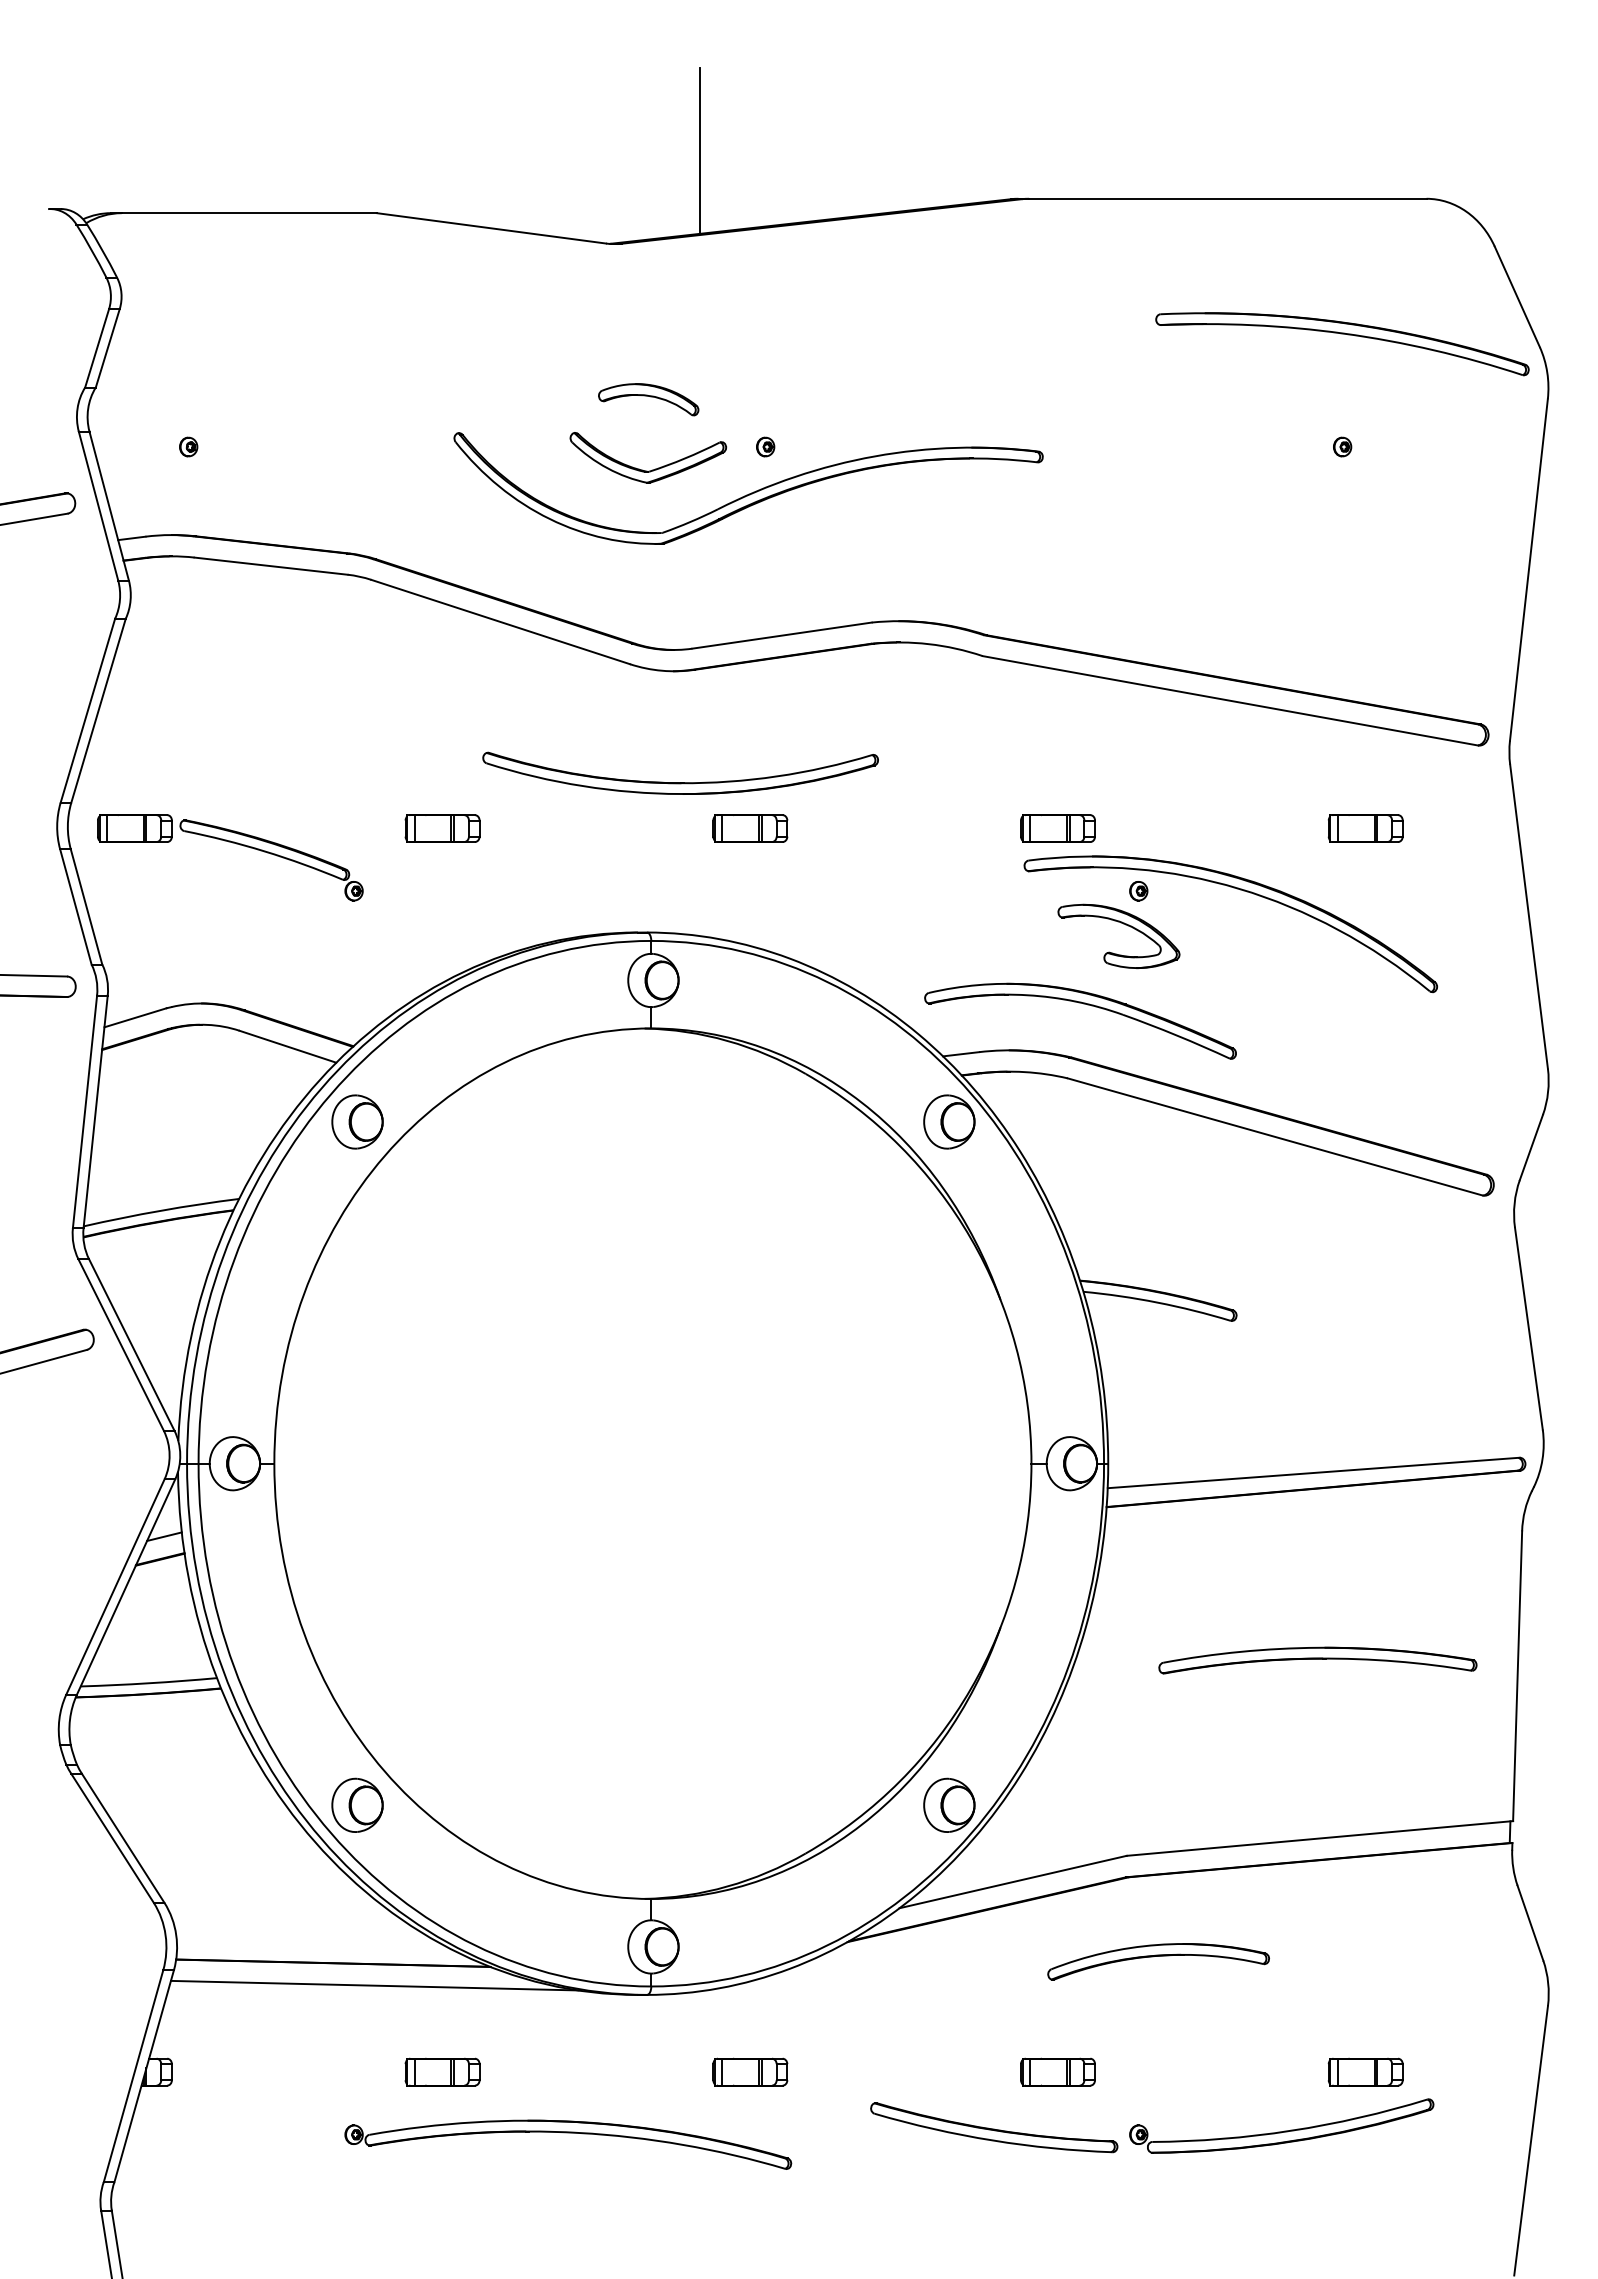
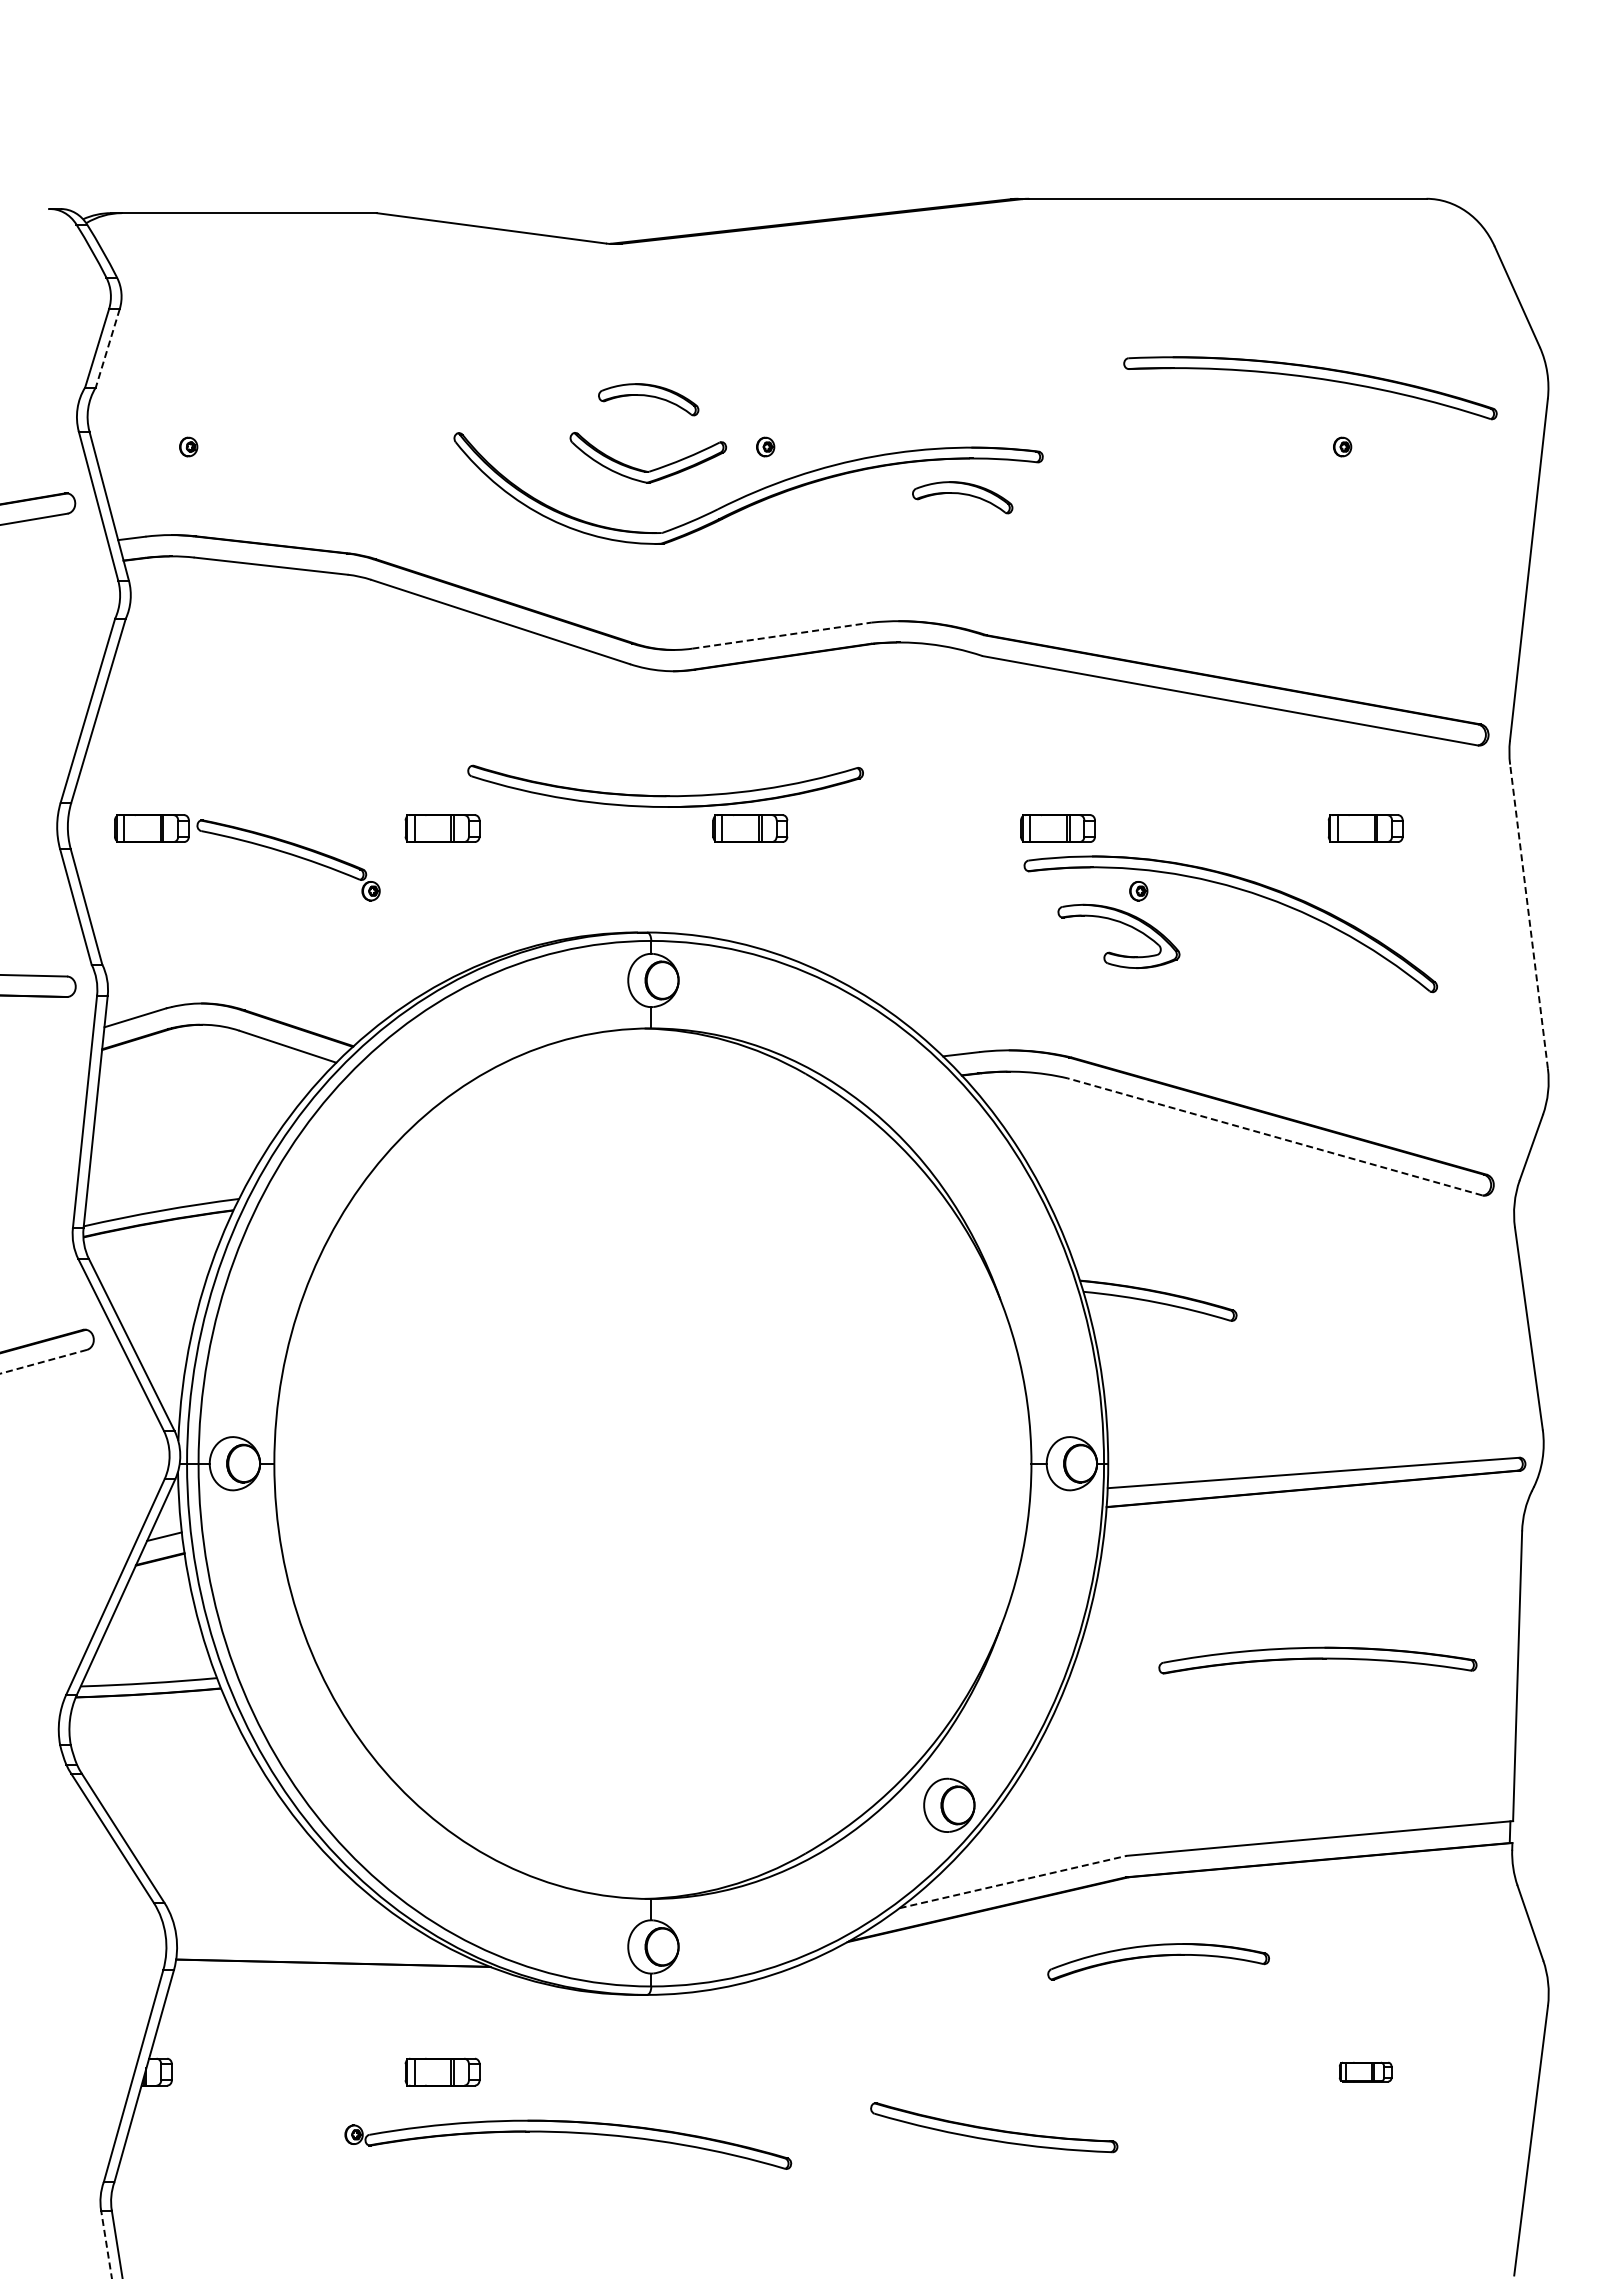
line: present -> none (699, 150)
part position: (1342, 334) -> (1310, 378) (1310, 378)
line: solid -> dashed (107, 348)
part: none -> present (962, 497)
line: solid -> dashed (782, 635)
part position: (680, 782) -> (665, 795) (665, 795)
part position: (232, 843) -> (249, 843) (249, 843)
line: solid -> dashed (1528, 916)
part: present -> none (1083, 1004)
part: present -> none (357, 1121)
part: present -> none (949, 1121)
line: solid -> dashed (1274, 1136)
line: solid -> dashed (43, 1361)
part: present -> none (357, 1804)
line: solid -> dashed (1013, 1882)
line: present -> none (374, 1985)
part: present -> none (750, 2071)
part: present -> none (1057, 2071)
part size: 77x30 px -> 55x22 px (1365, 2071)
part: present -> none (1281, 2125)
line: solid -> dashed (106, 2244)
